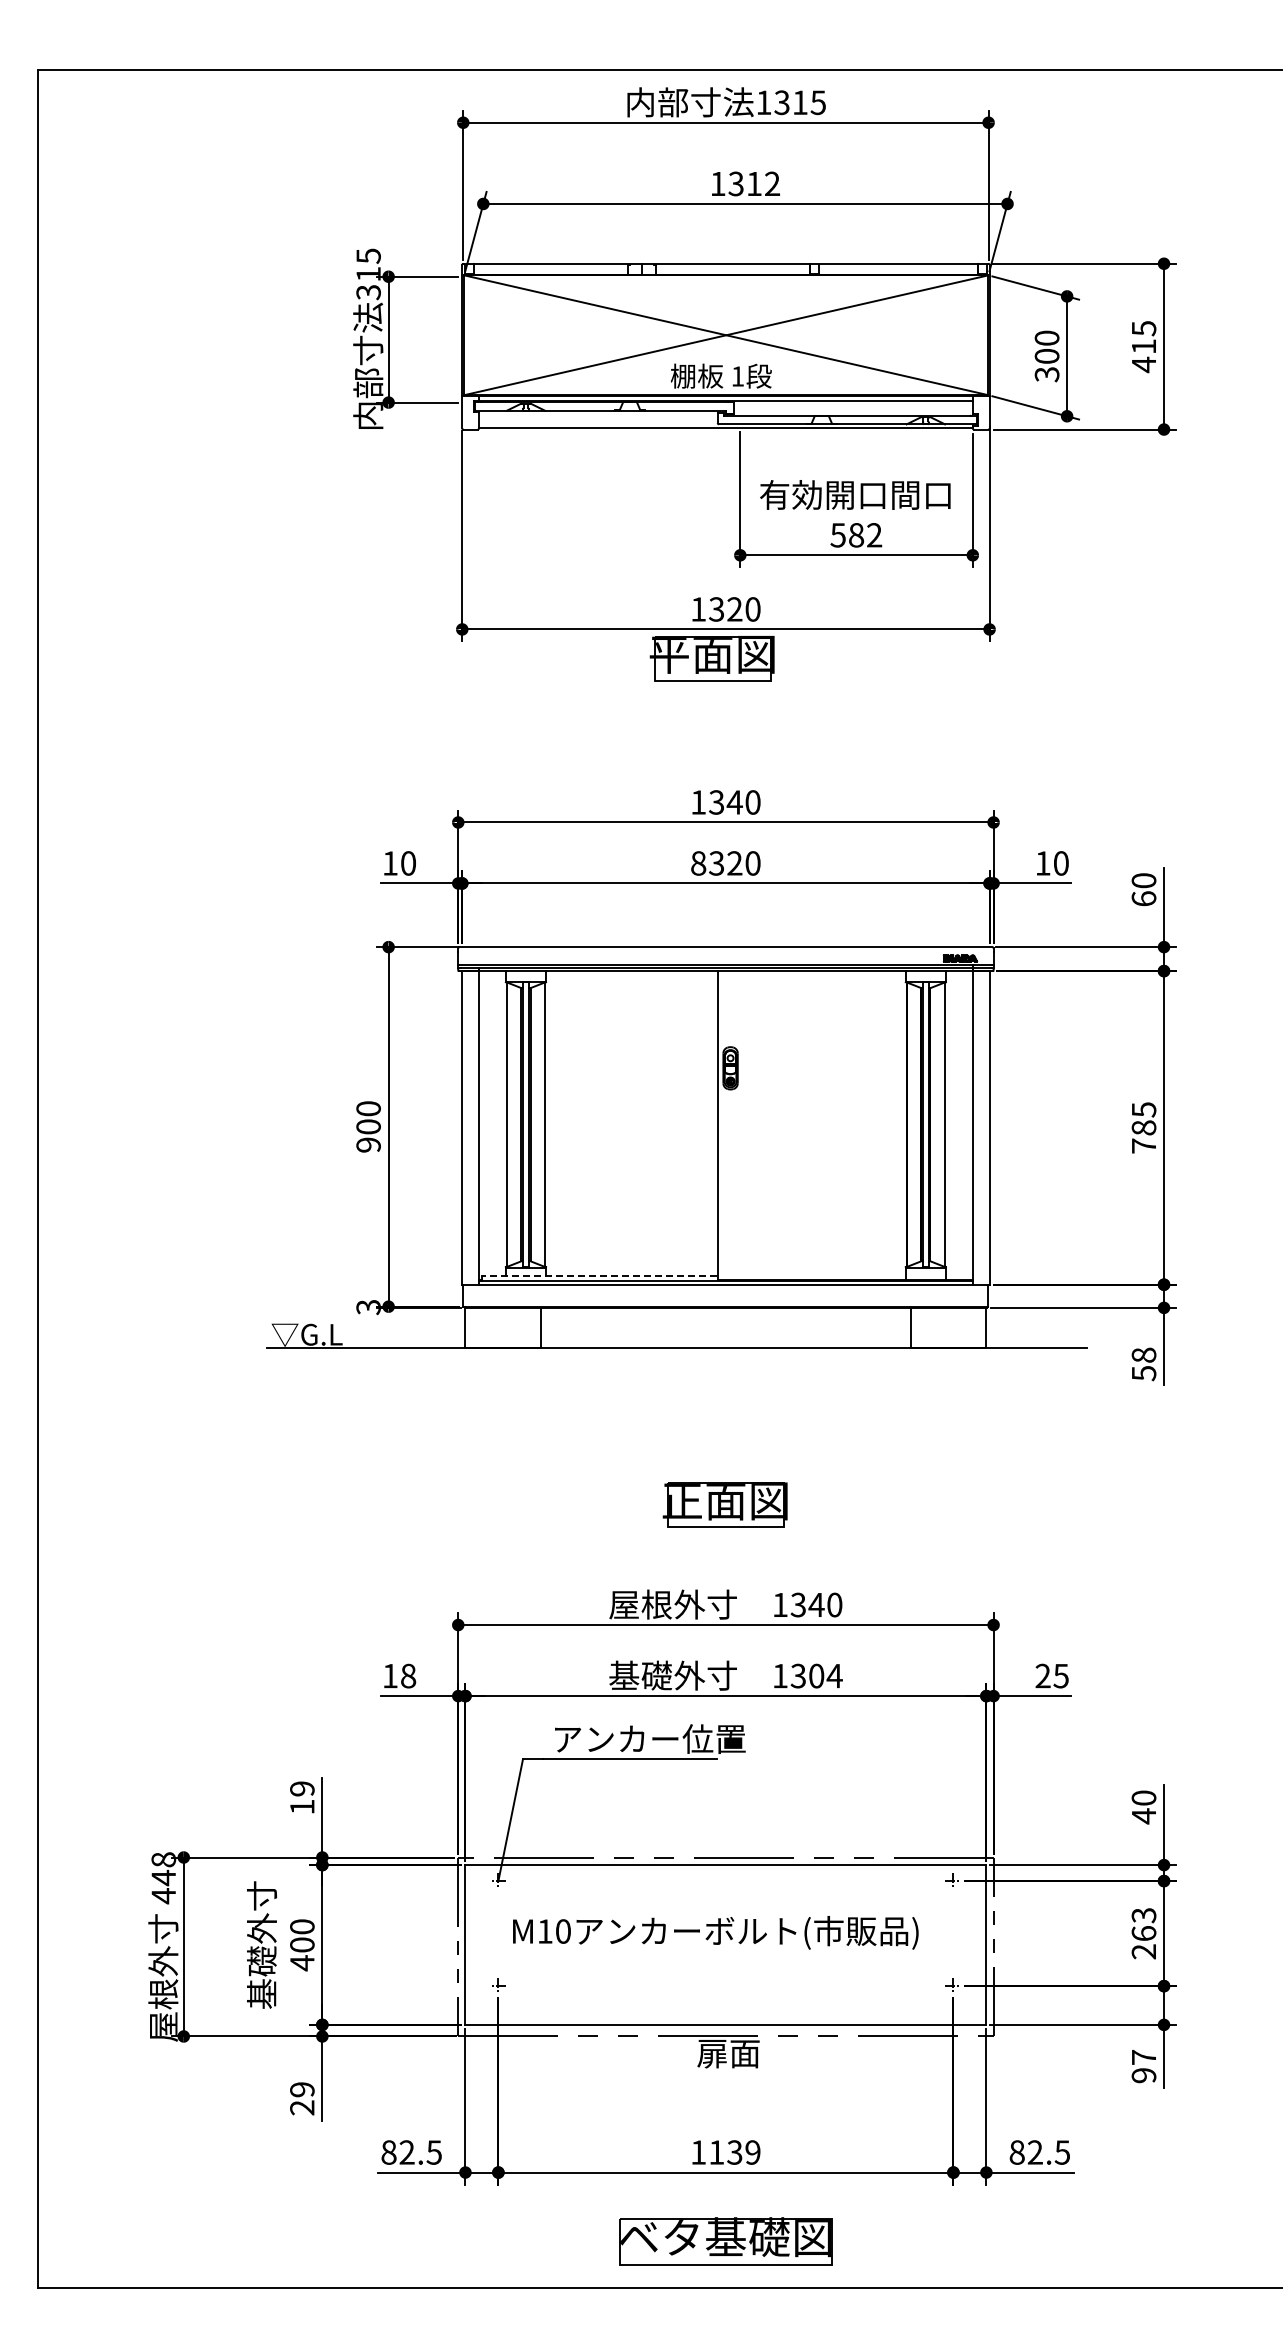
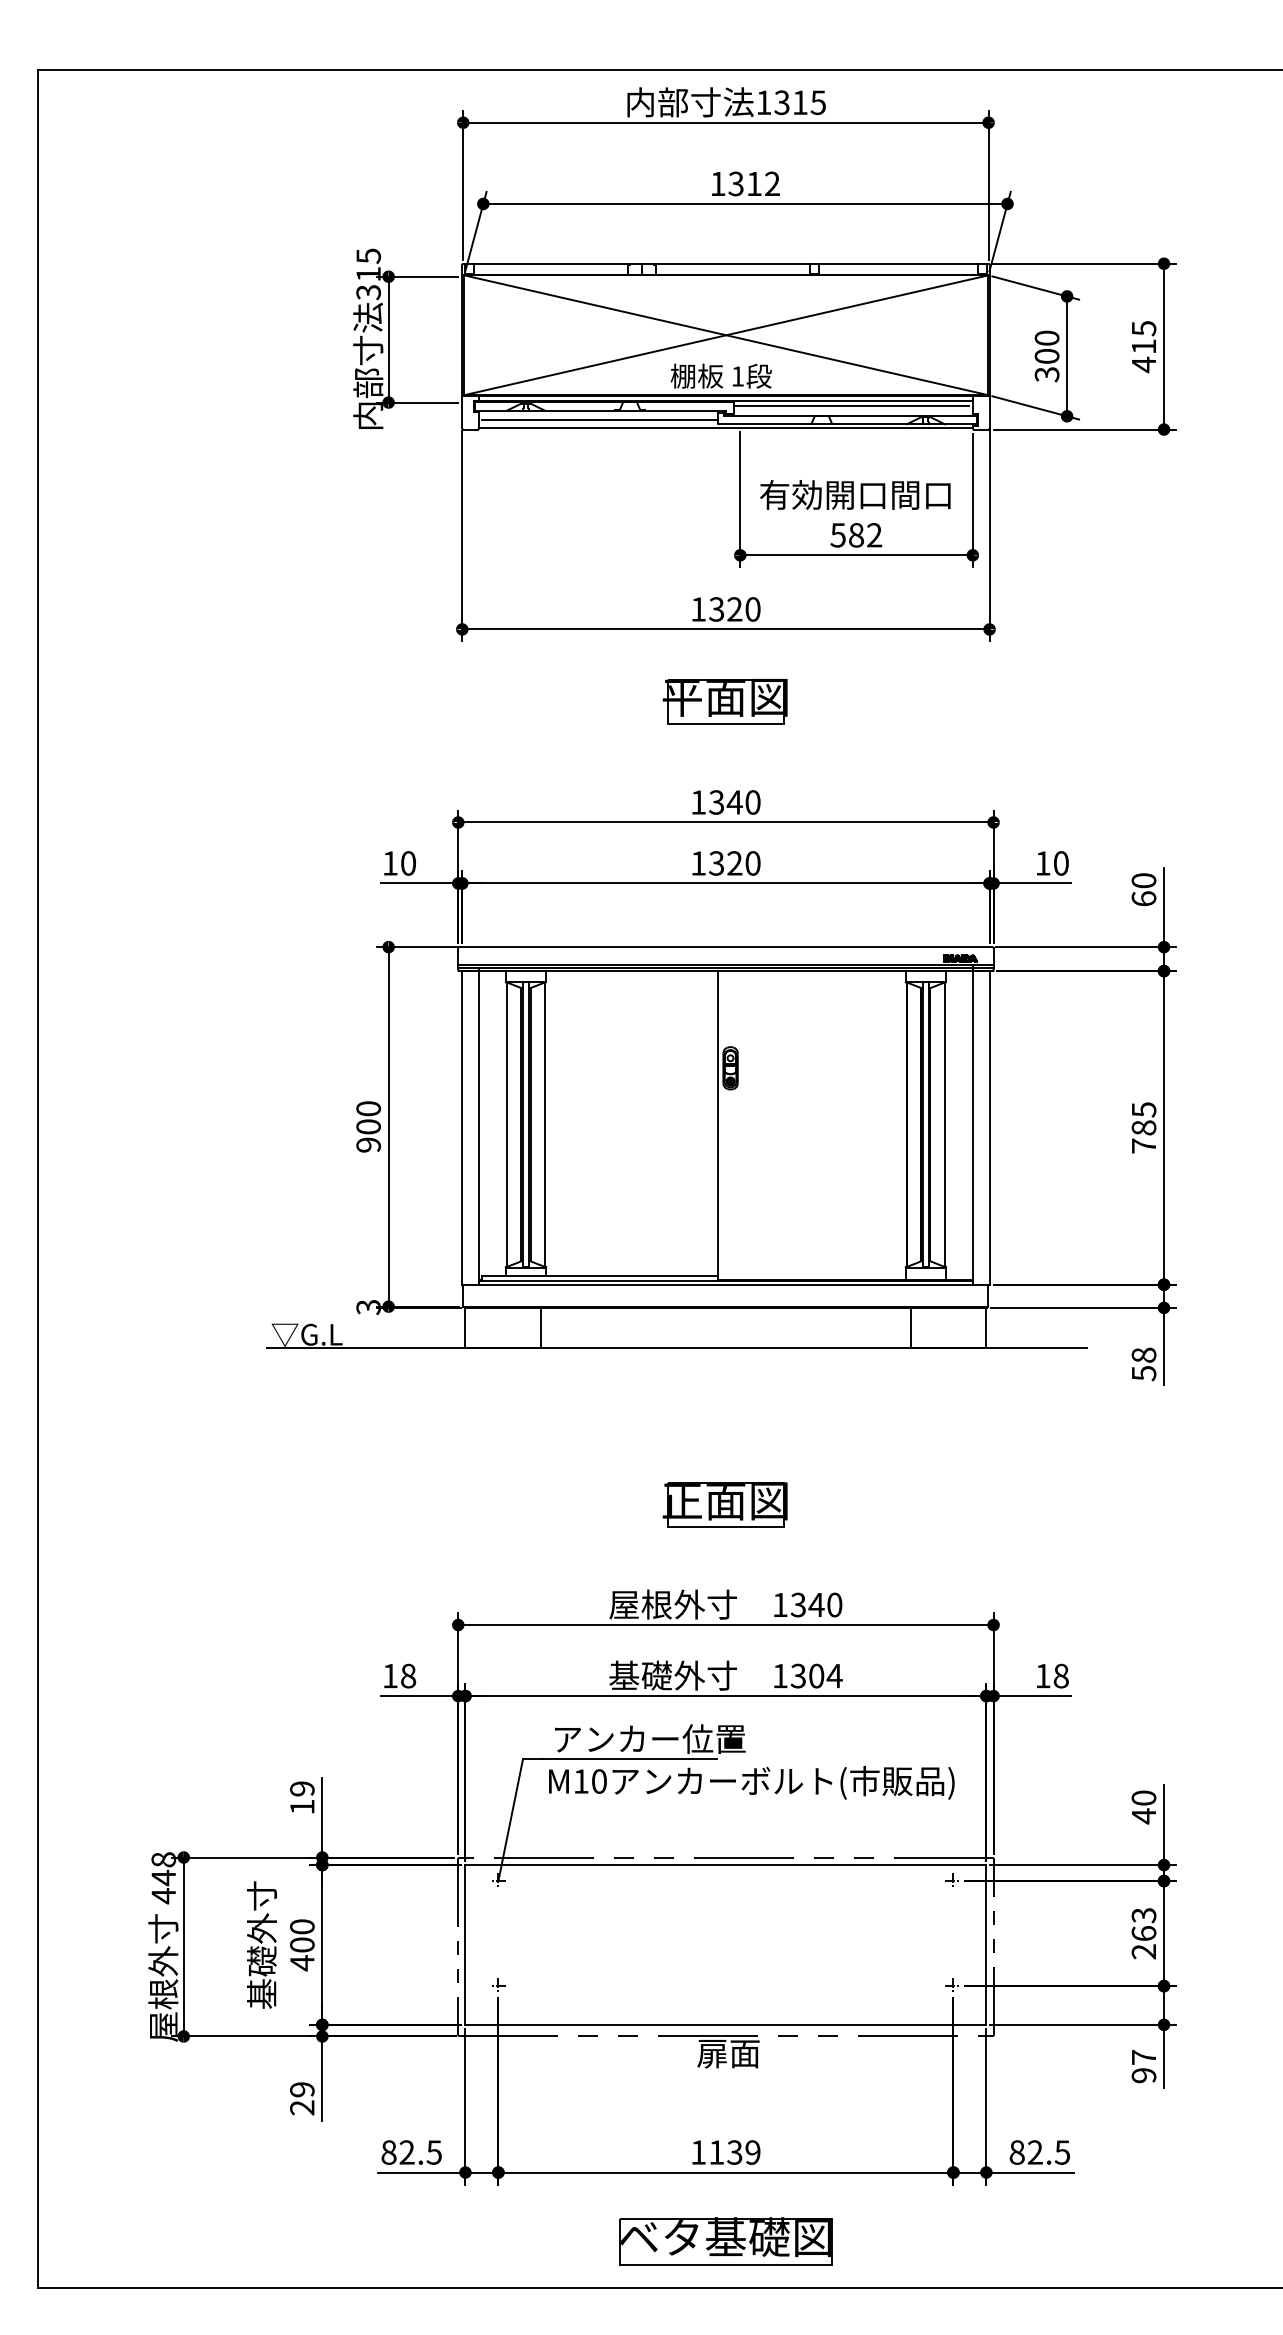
line: none -> present (851, 406)
line: none -> present (599, 419)
part position: (711, 658) -> (724, 701) (724, 701)
text: 8320 -> 1320 (698, 863)
line: dashed -> solid (599, 1276)
text: 25 -> 18 (1051, 1675)
text position: (715, 1932) -> (751, 1782) (751, 1782)
